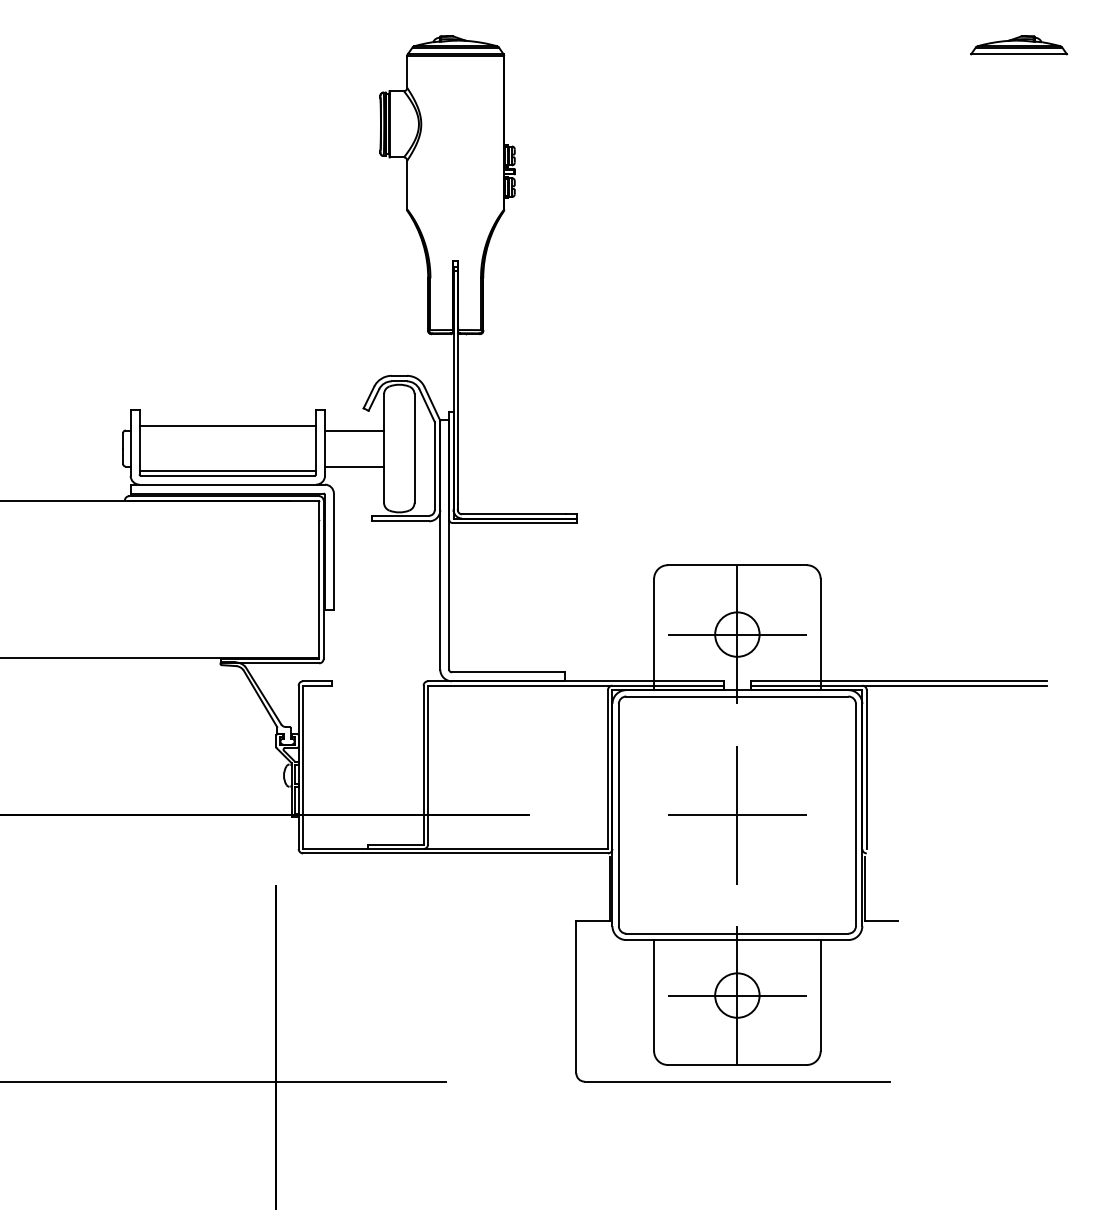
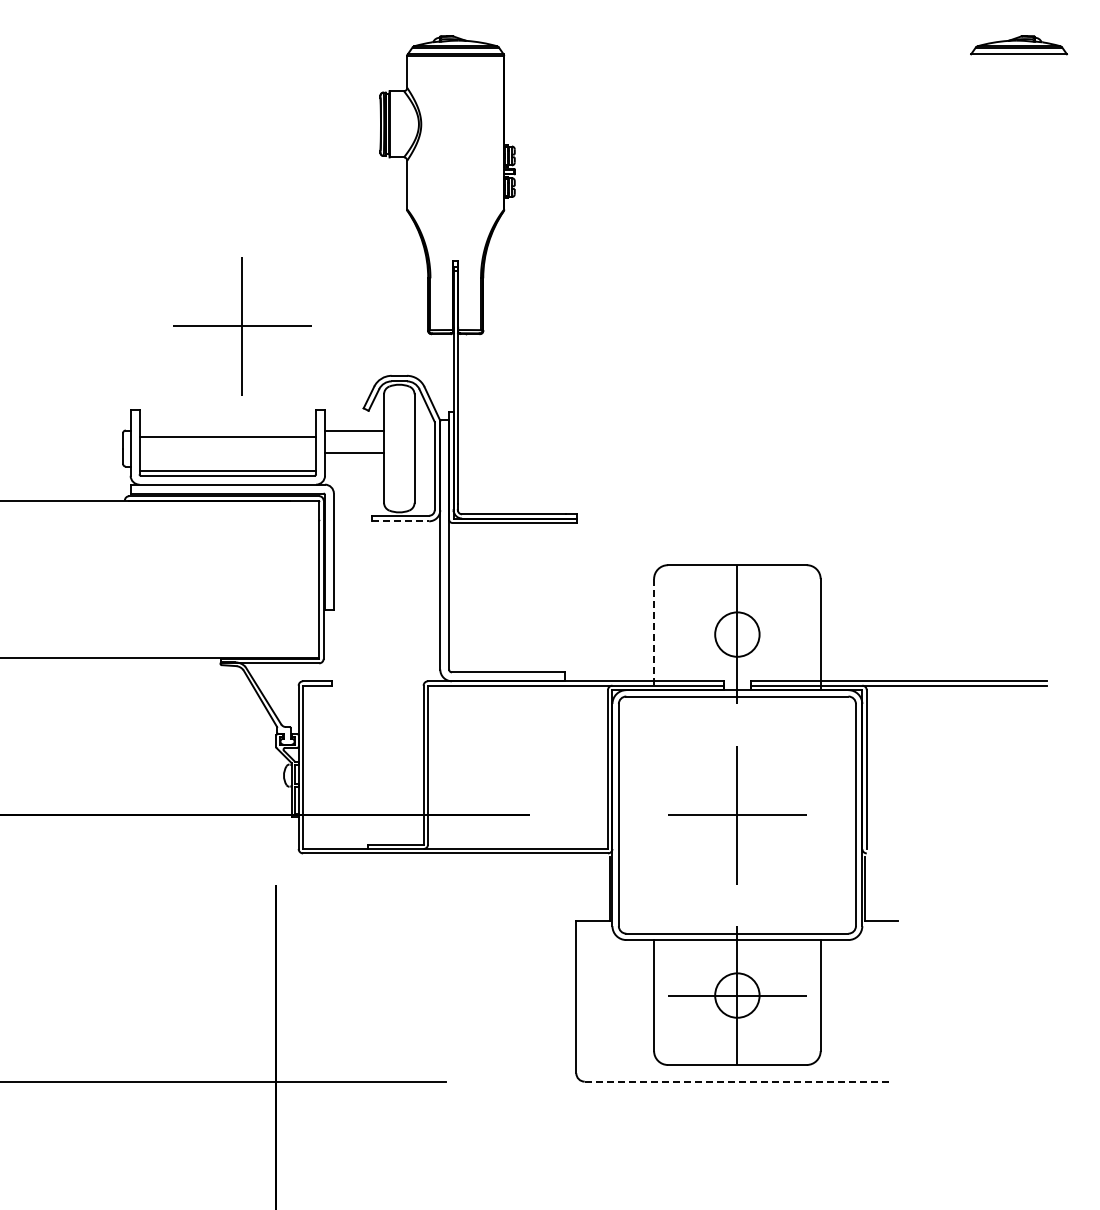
part: none -> present (242, 326)
line position: (227, 426) -> (227, 437) (227, 437)
line position: (354, 466) -> (354, 452) (354, 452)
line: solid -> dashed (401, 521)
line: solid -> dashed (654, 634)
line: present -> none (736, 634)
line: solid -> dashed (737, 1081)
